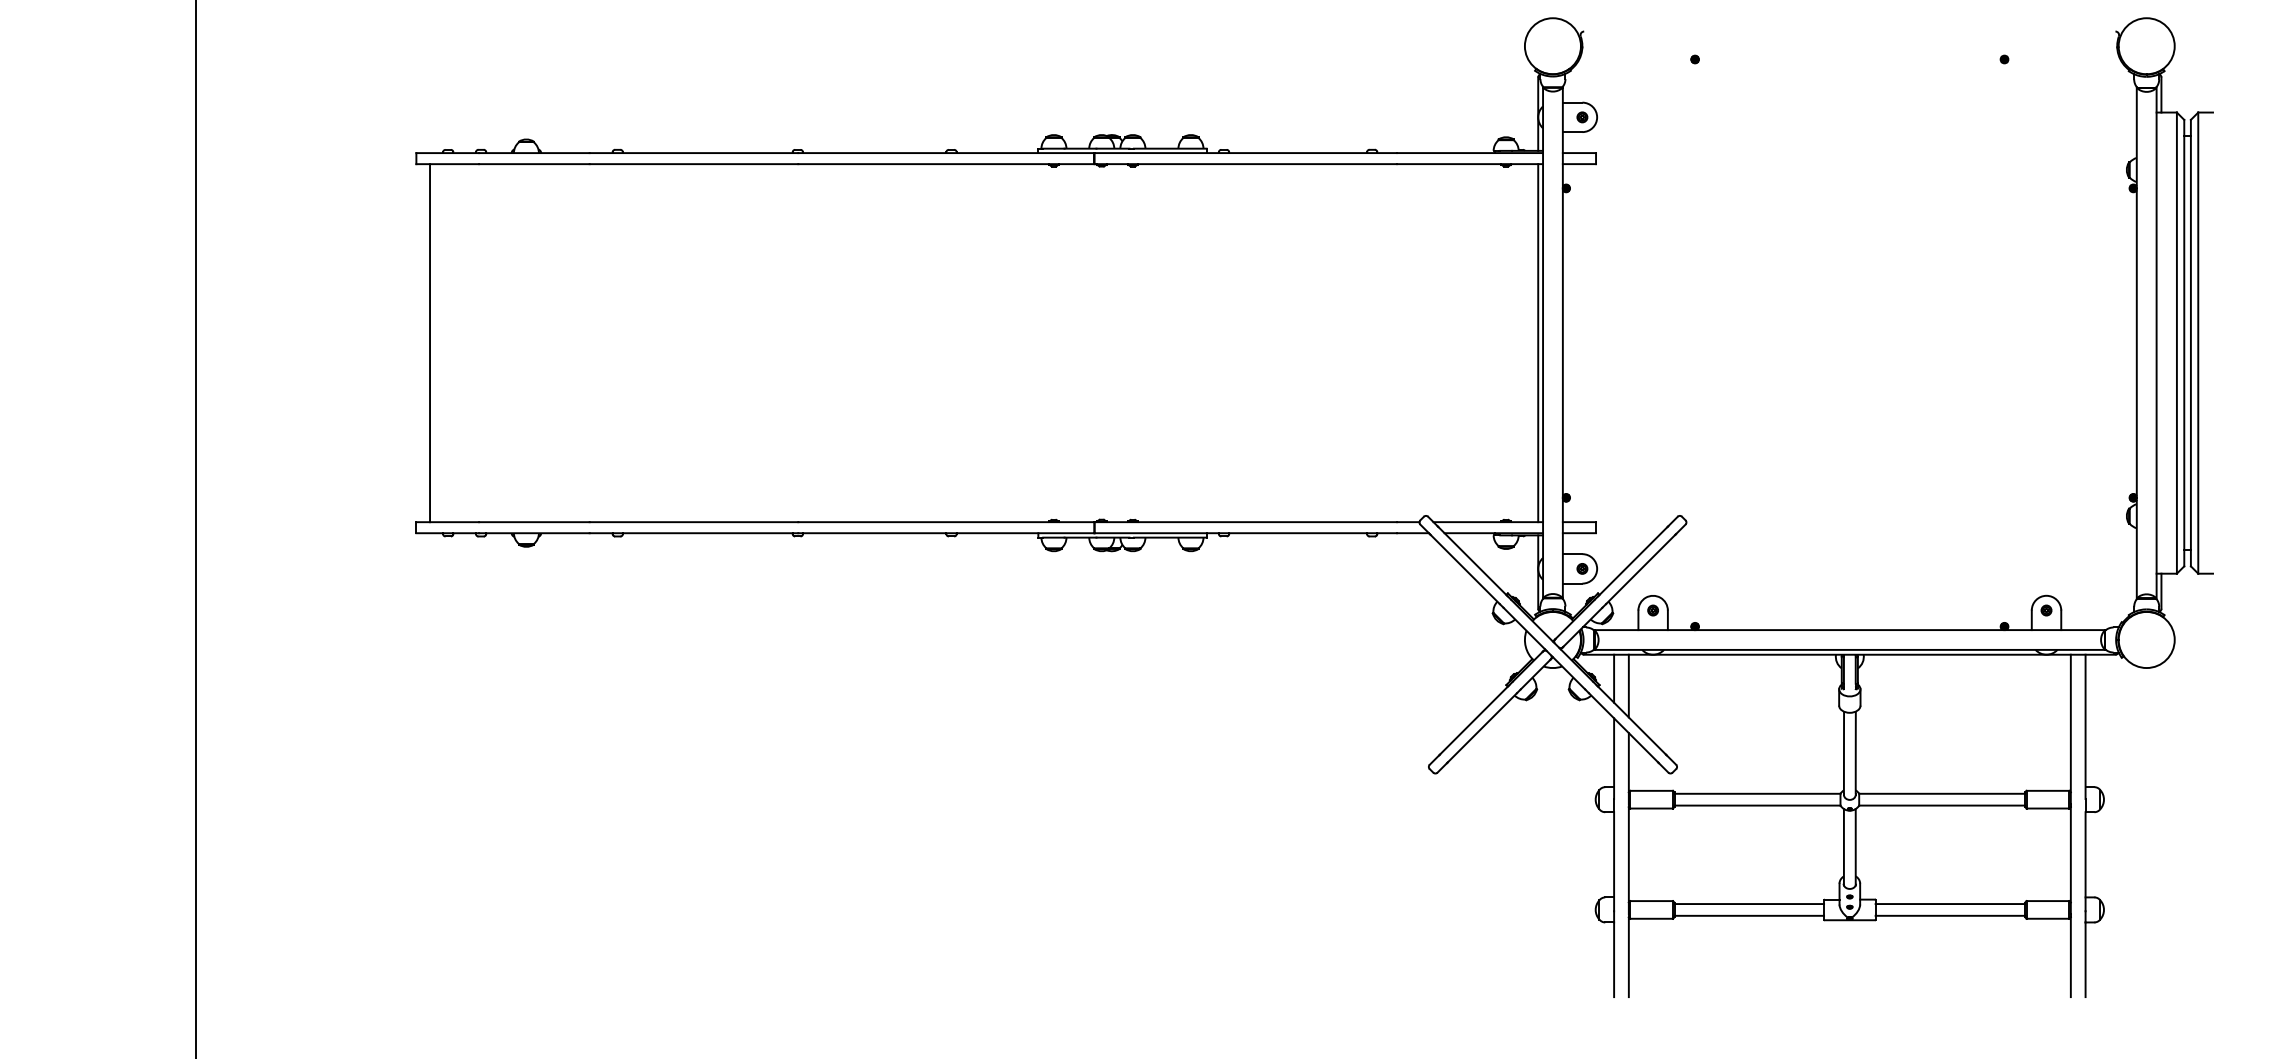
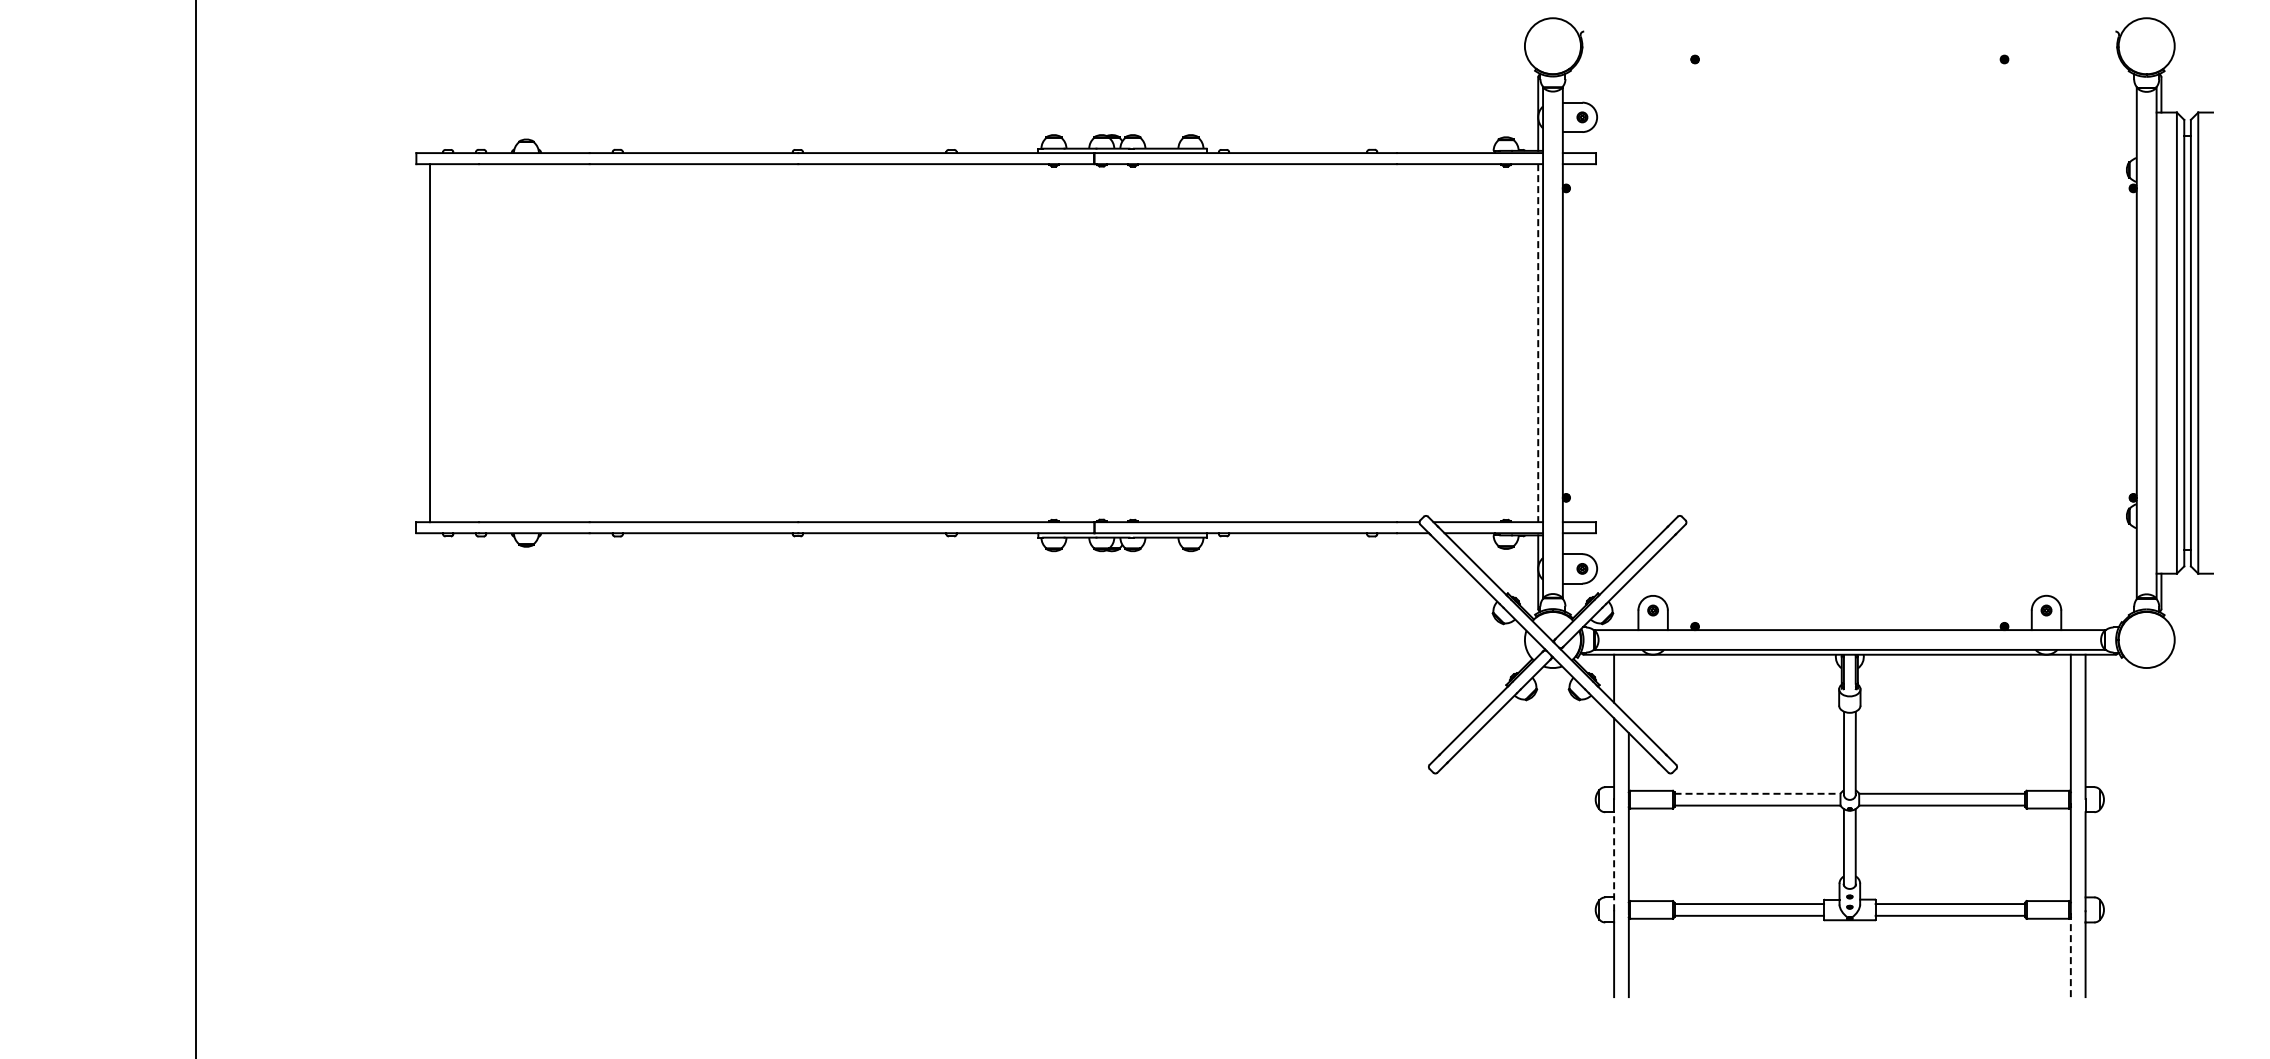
line: solid -> dashed (1538, 343)
line: present -> none (1628, 685)
line: solid -> dashed (1757, 793)
line: solid -> dashed (1614, 861)
line: solid -> dashed (2070, 957)
